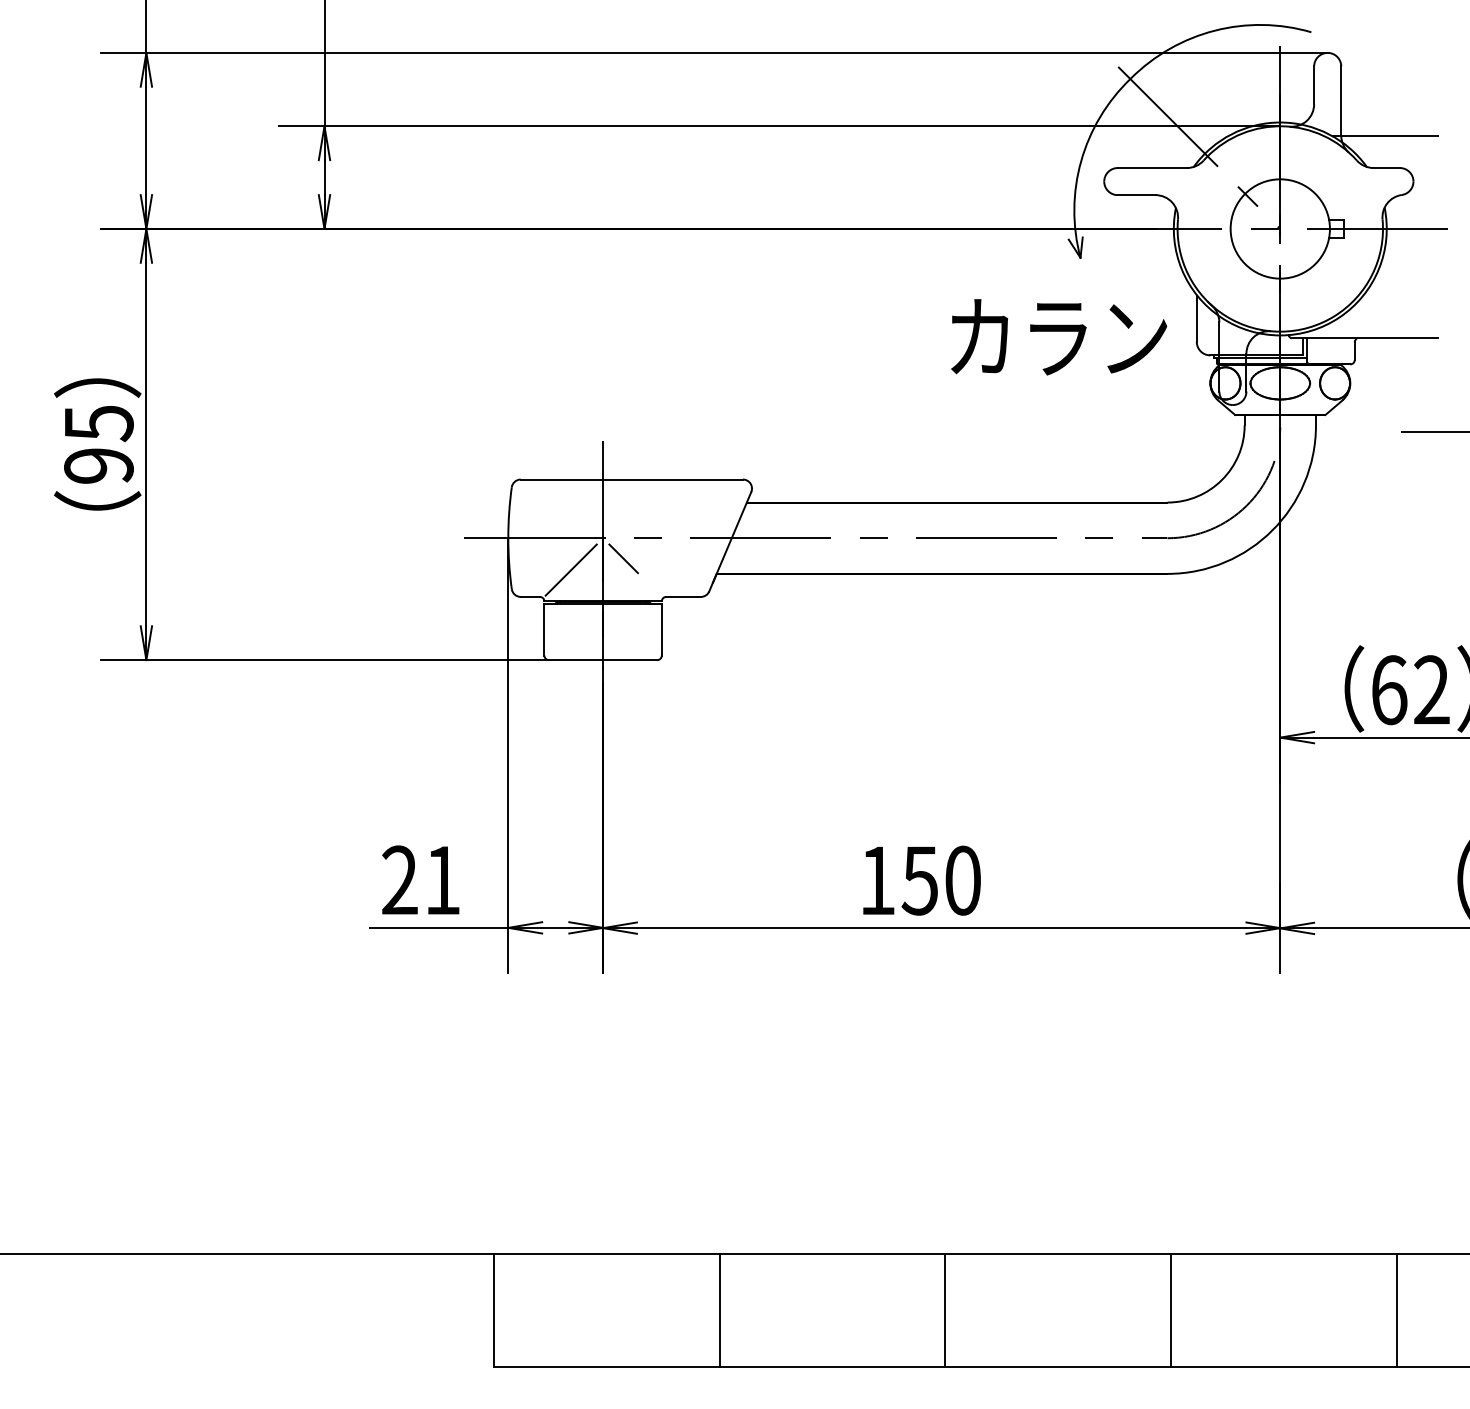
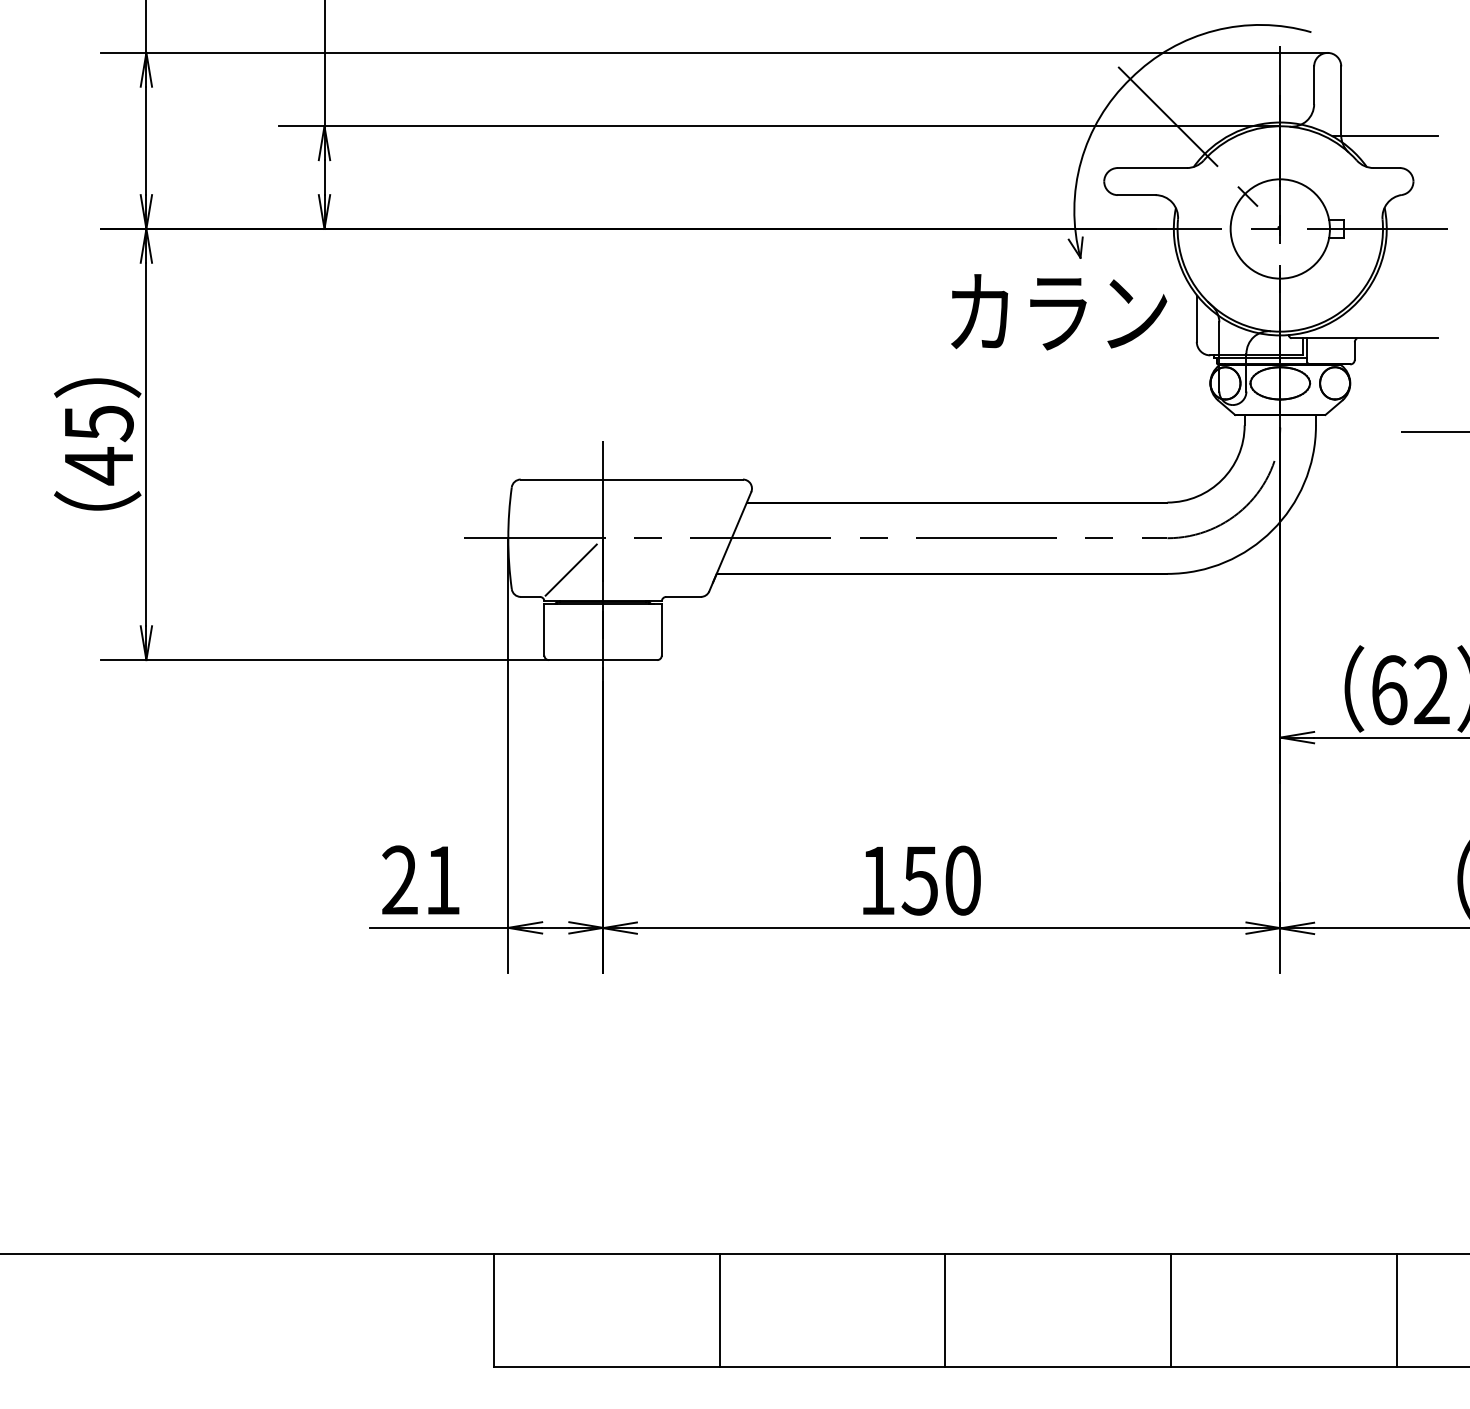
text position: (1059, 337) -> (1059, 312) (1059, 312)
text: 95 -> 45 (98, 466)
line: present -> none (623, 558)
